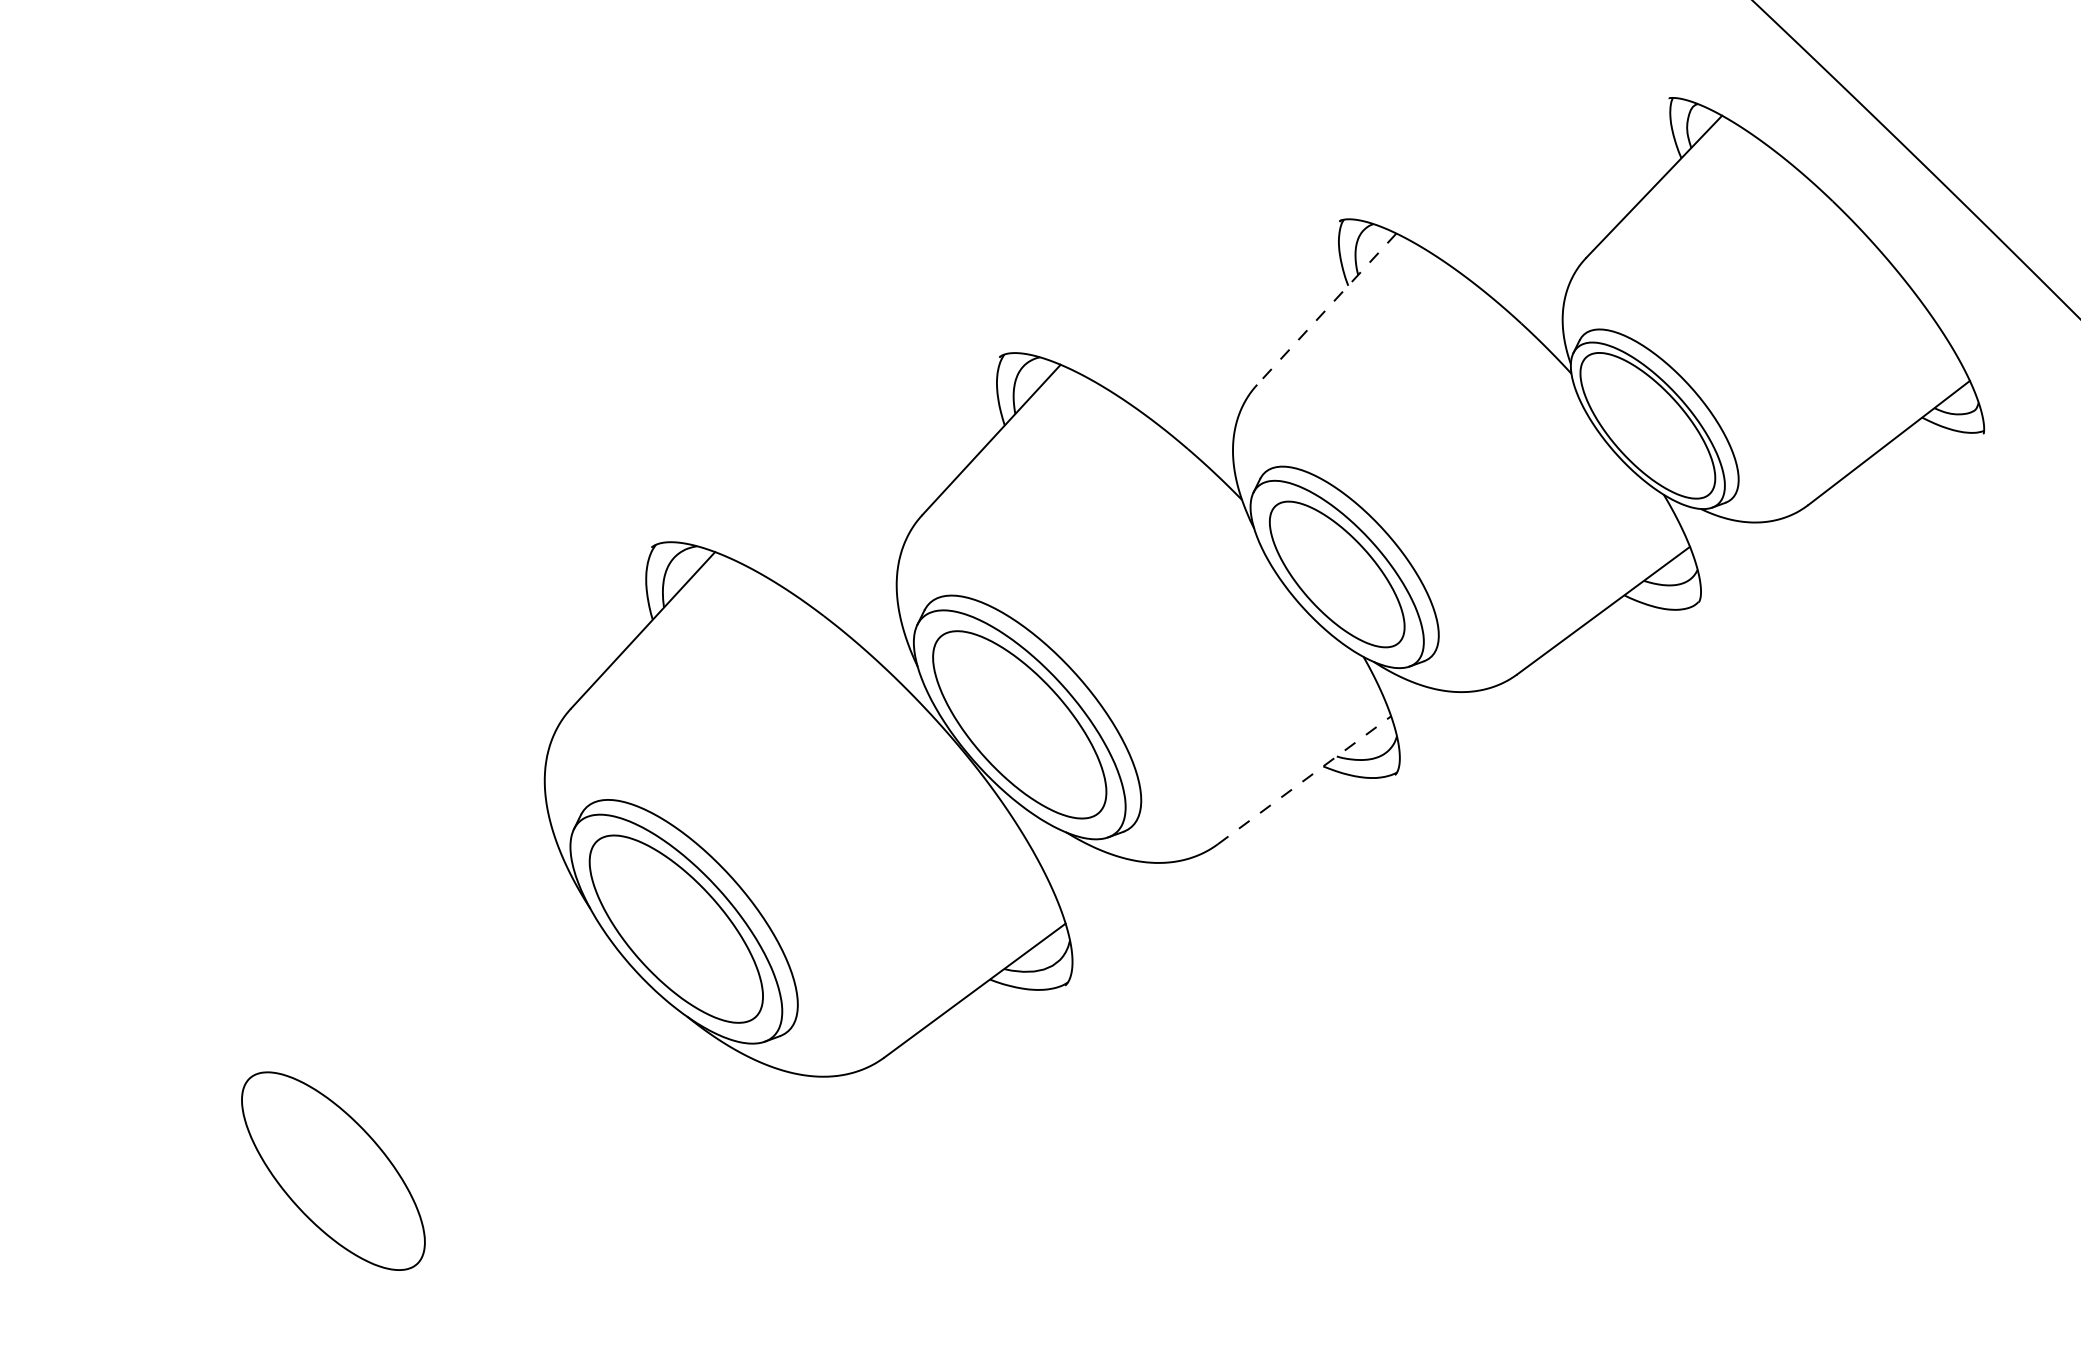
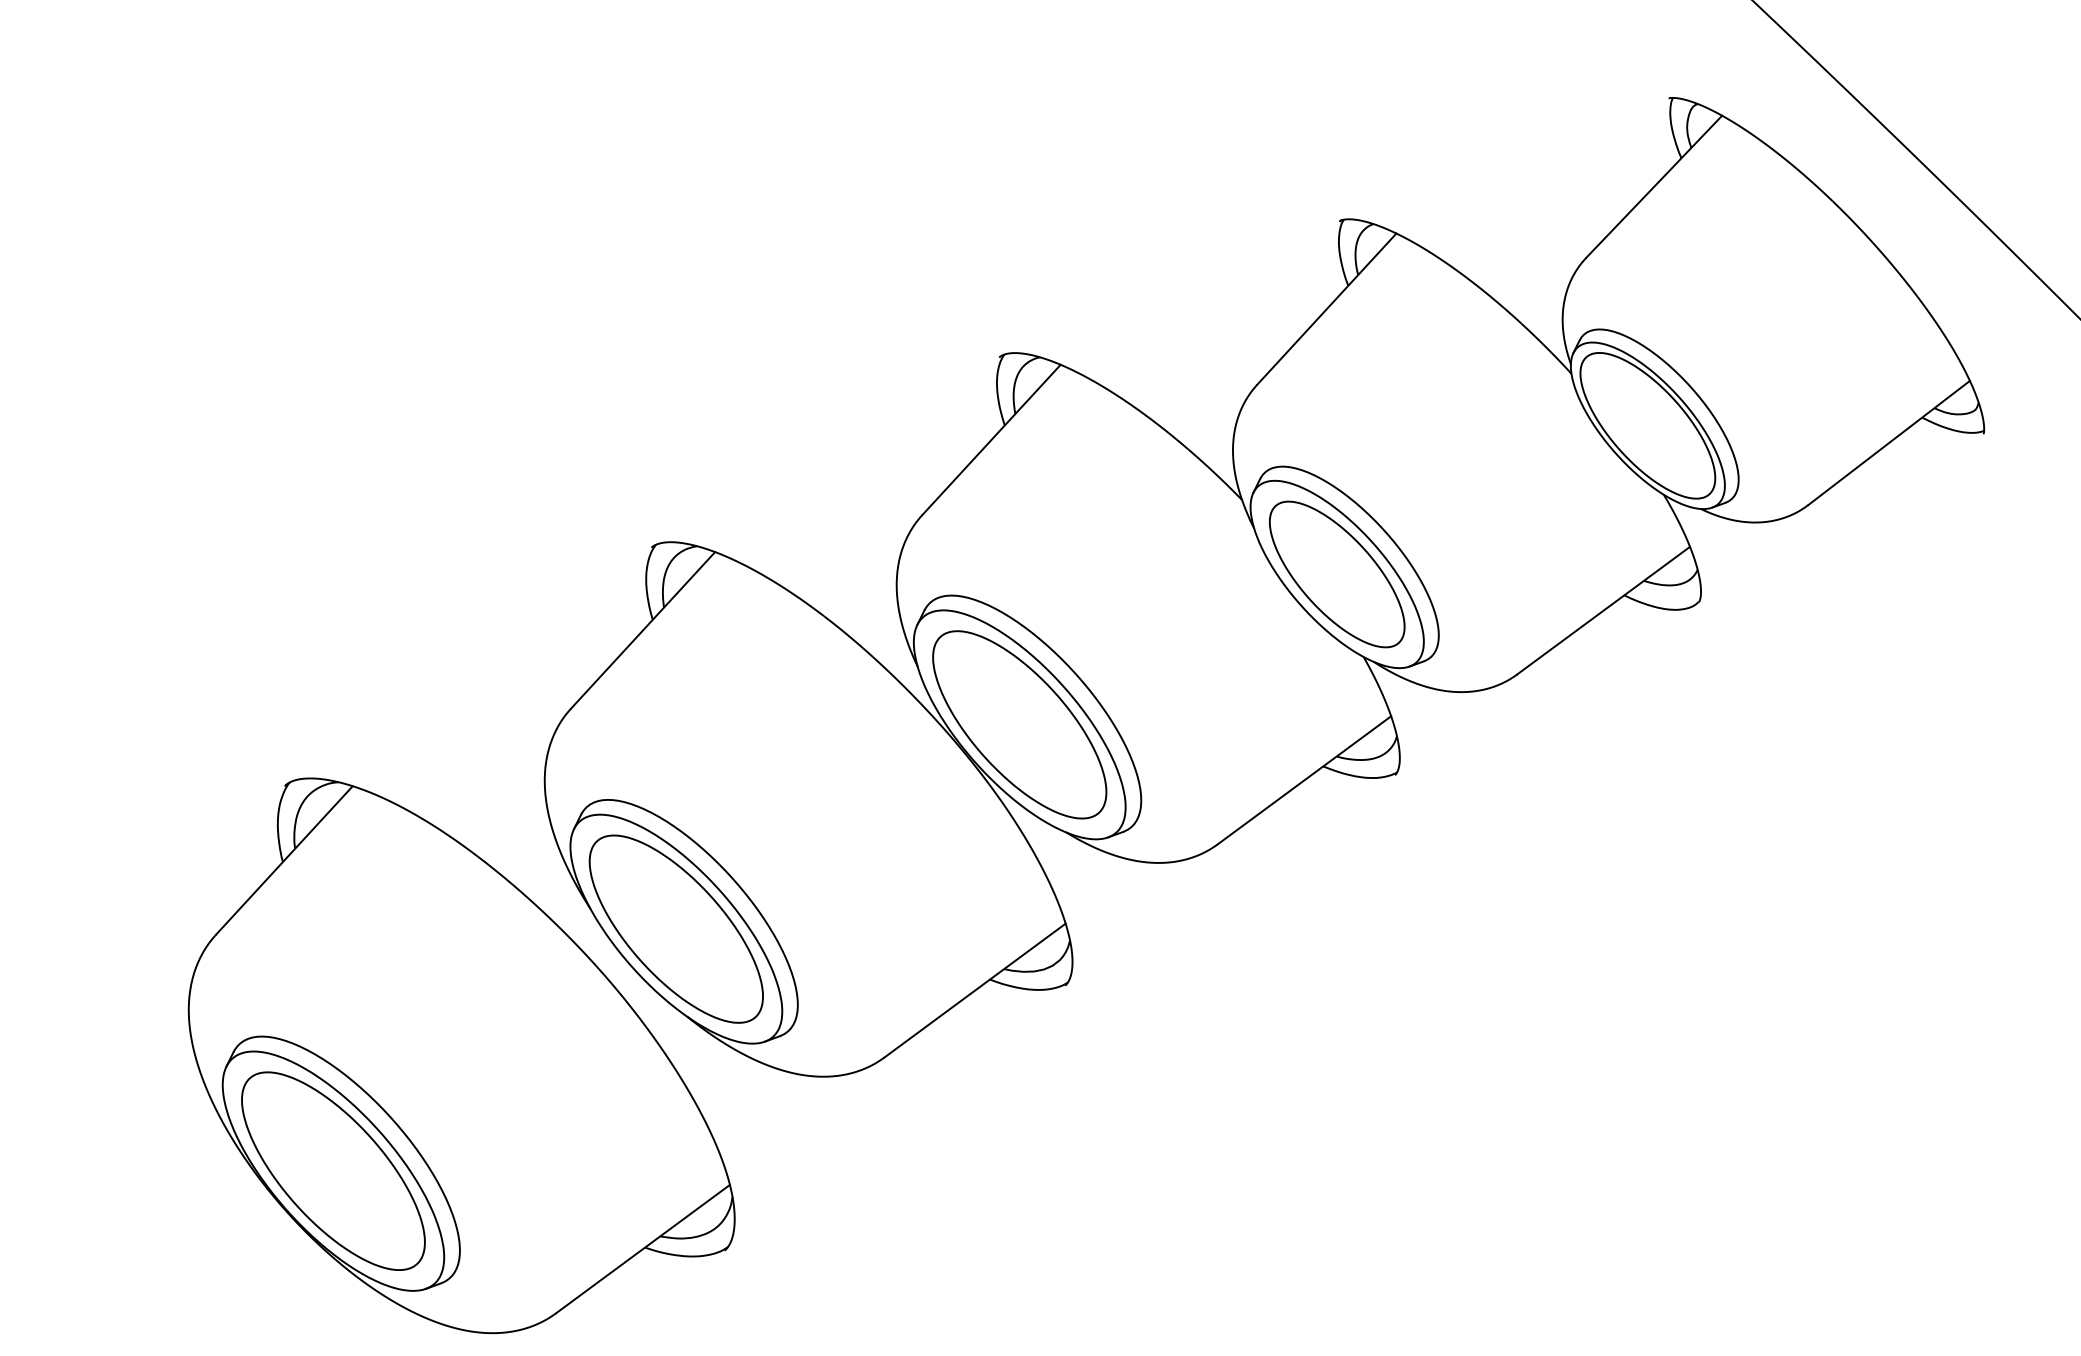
line: dashed -> solid (1326, 309)
line: dashed -> solid (1304, 780)
part: none -> present (461, 1055)
